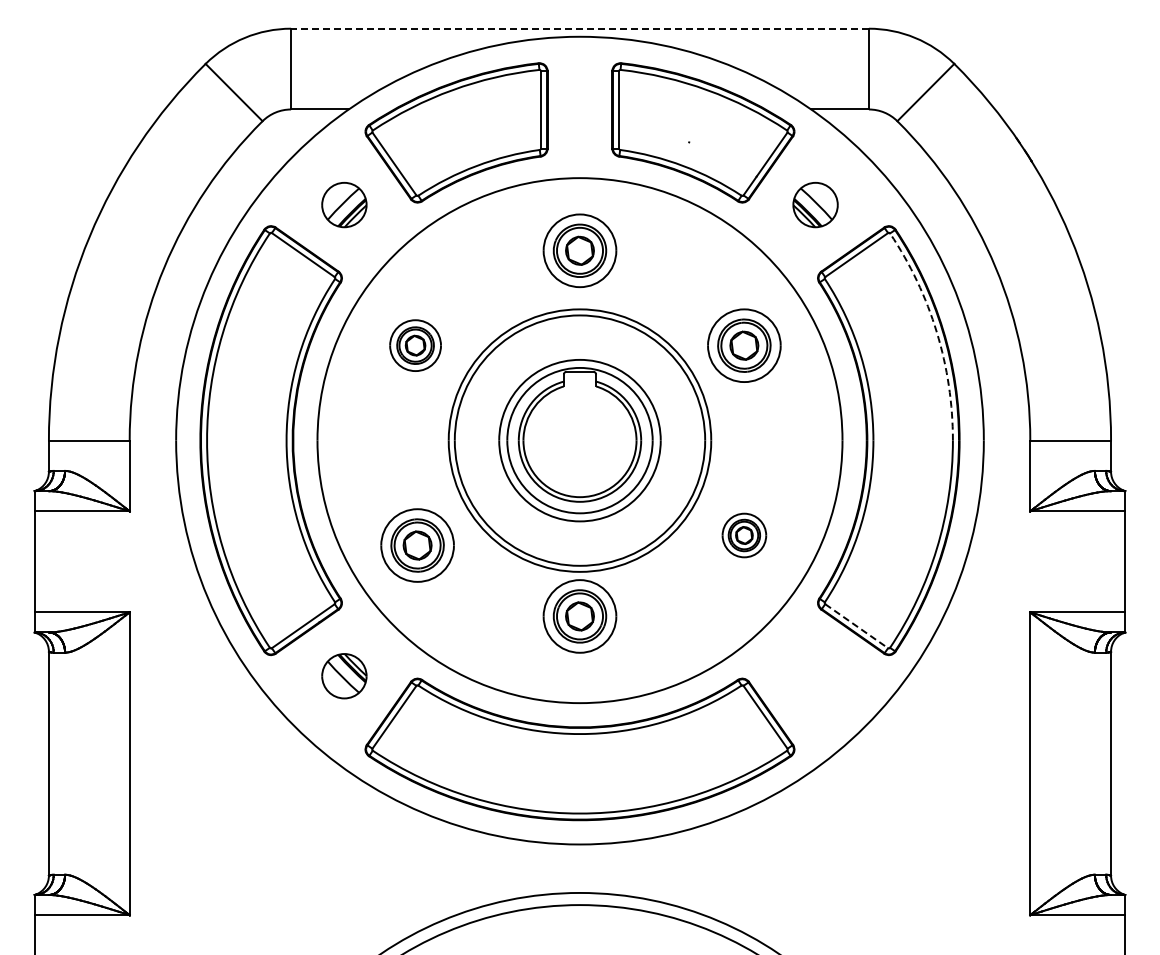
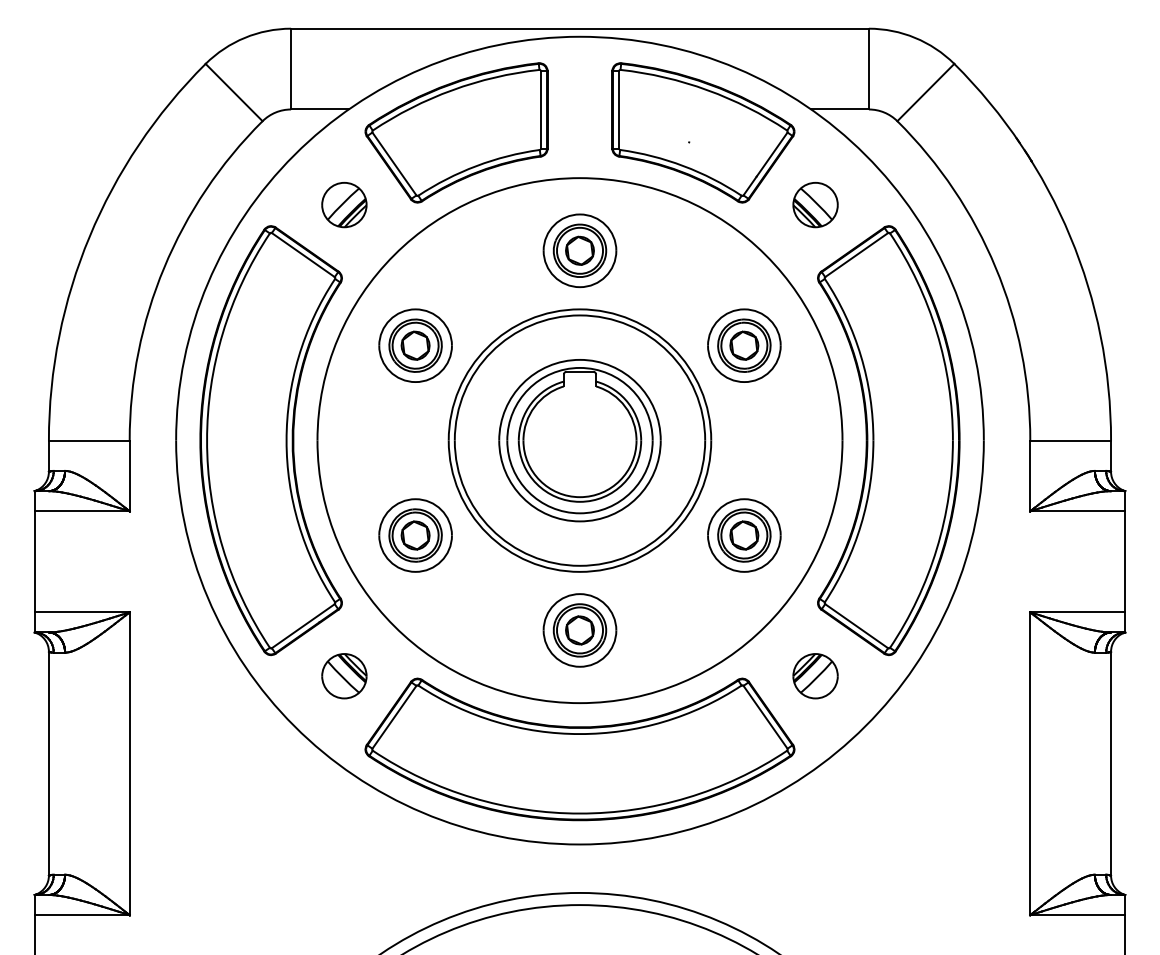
line: dashed -> solid (580, 28)
arc: dashed -> solid (936, 332)
part size: 53x53 px -> 75x75 px (415, 345)
part size: 47x47 px -> 75x75 px (744, 535)
part position: (417, 545) -> (415, 535) (415, 535)
part position: (579, 616) -> (579, 630) (579, 630)
line: dashed -> solid (857, 626)
part: none -> present (815, 676)
